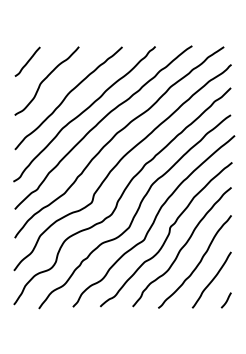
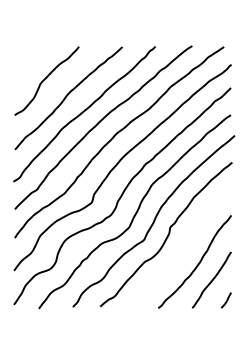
line: present -> none (27, 61)
curve: present -> none (181, 247)
